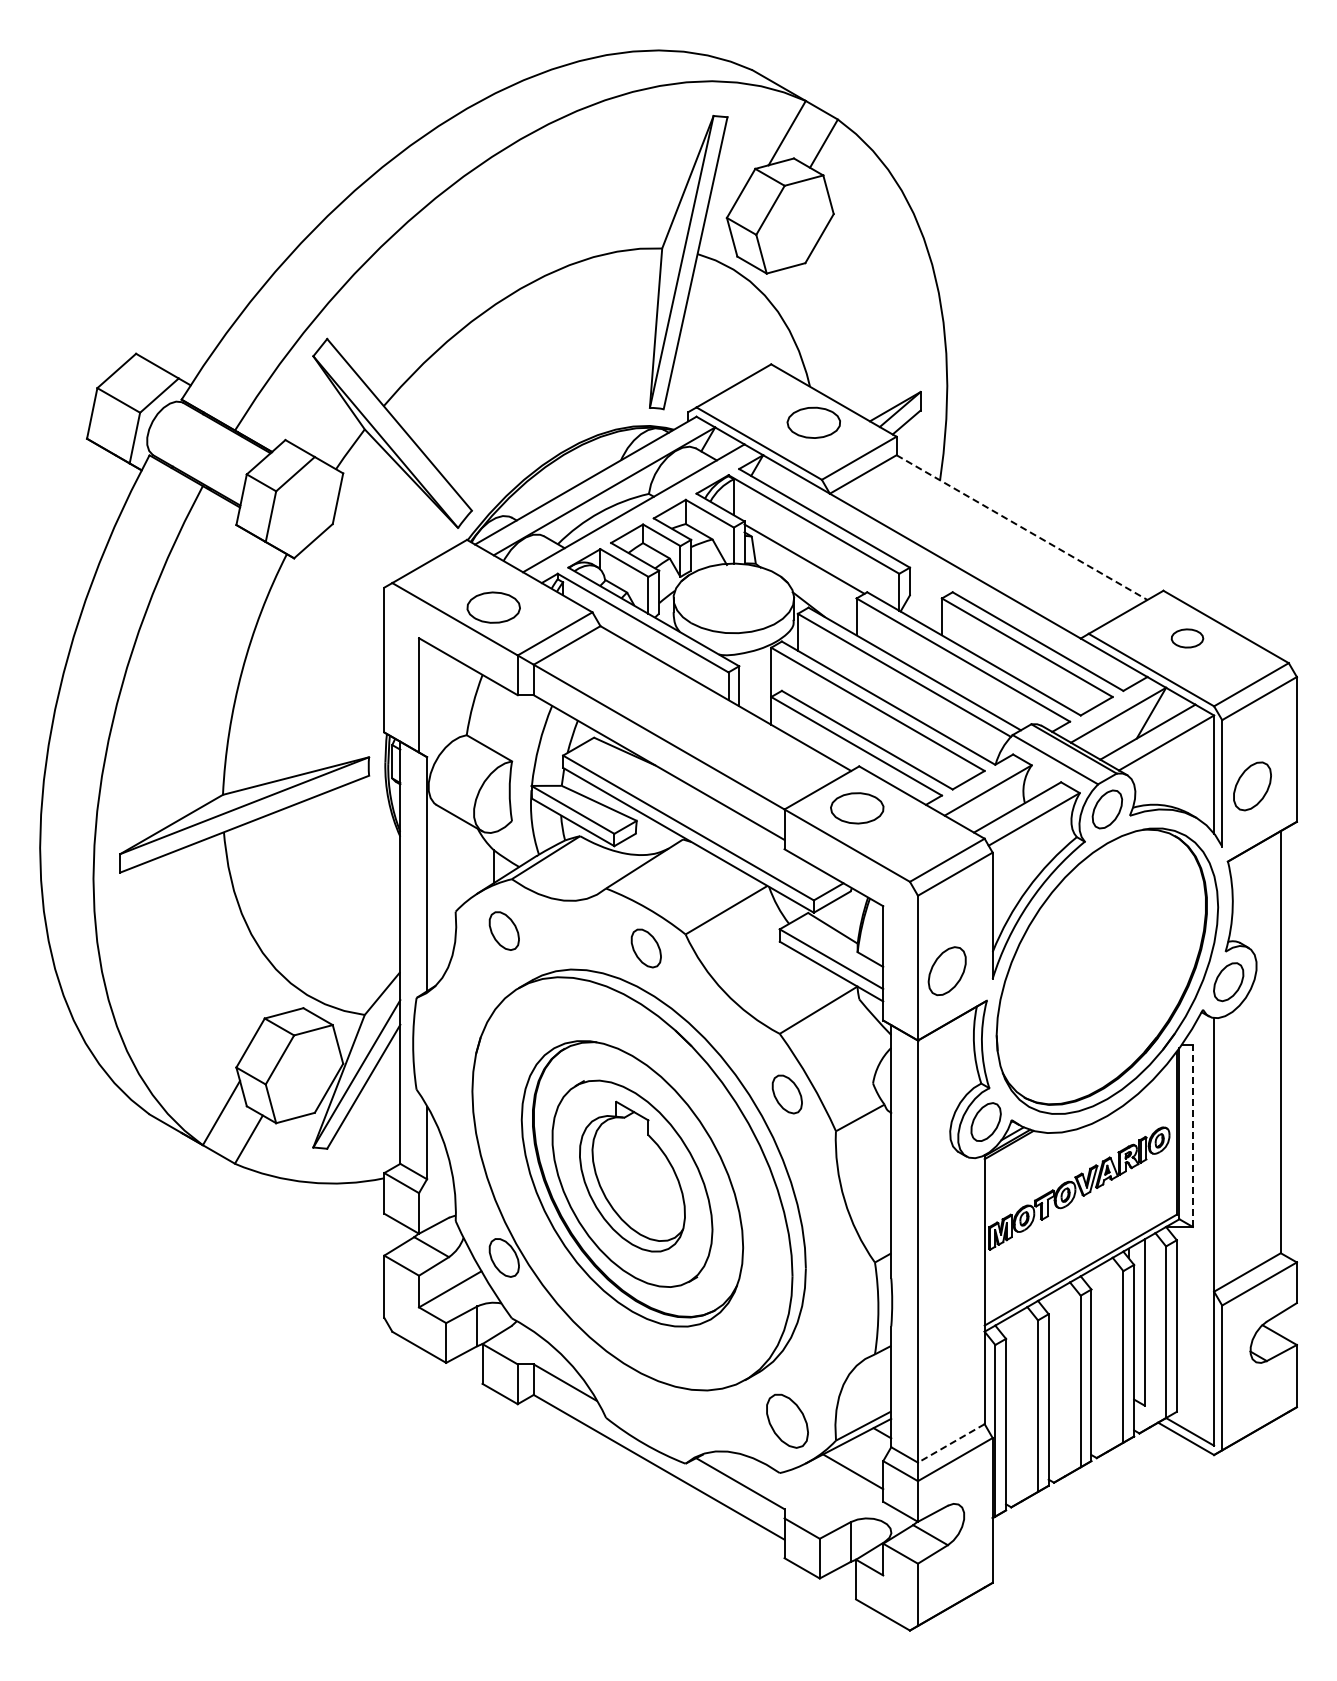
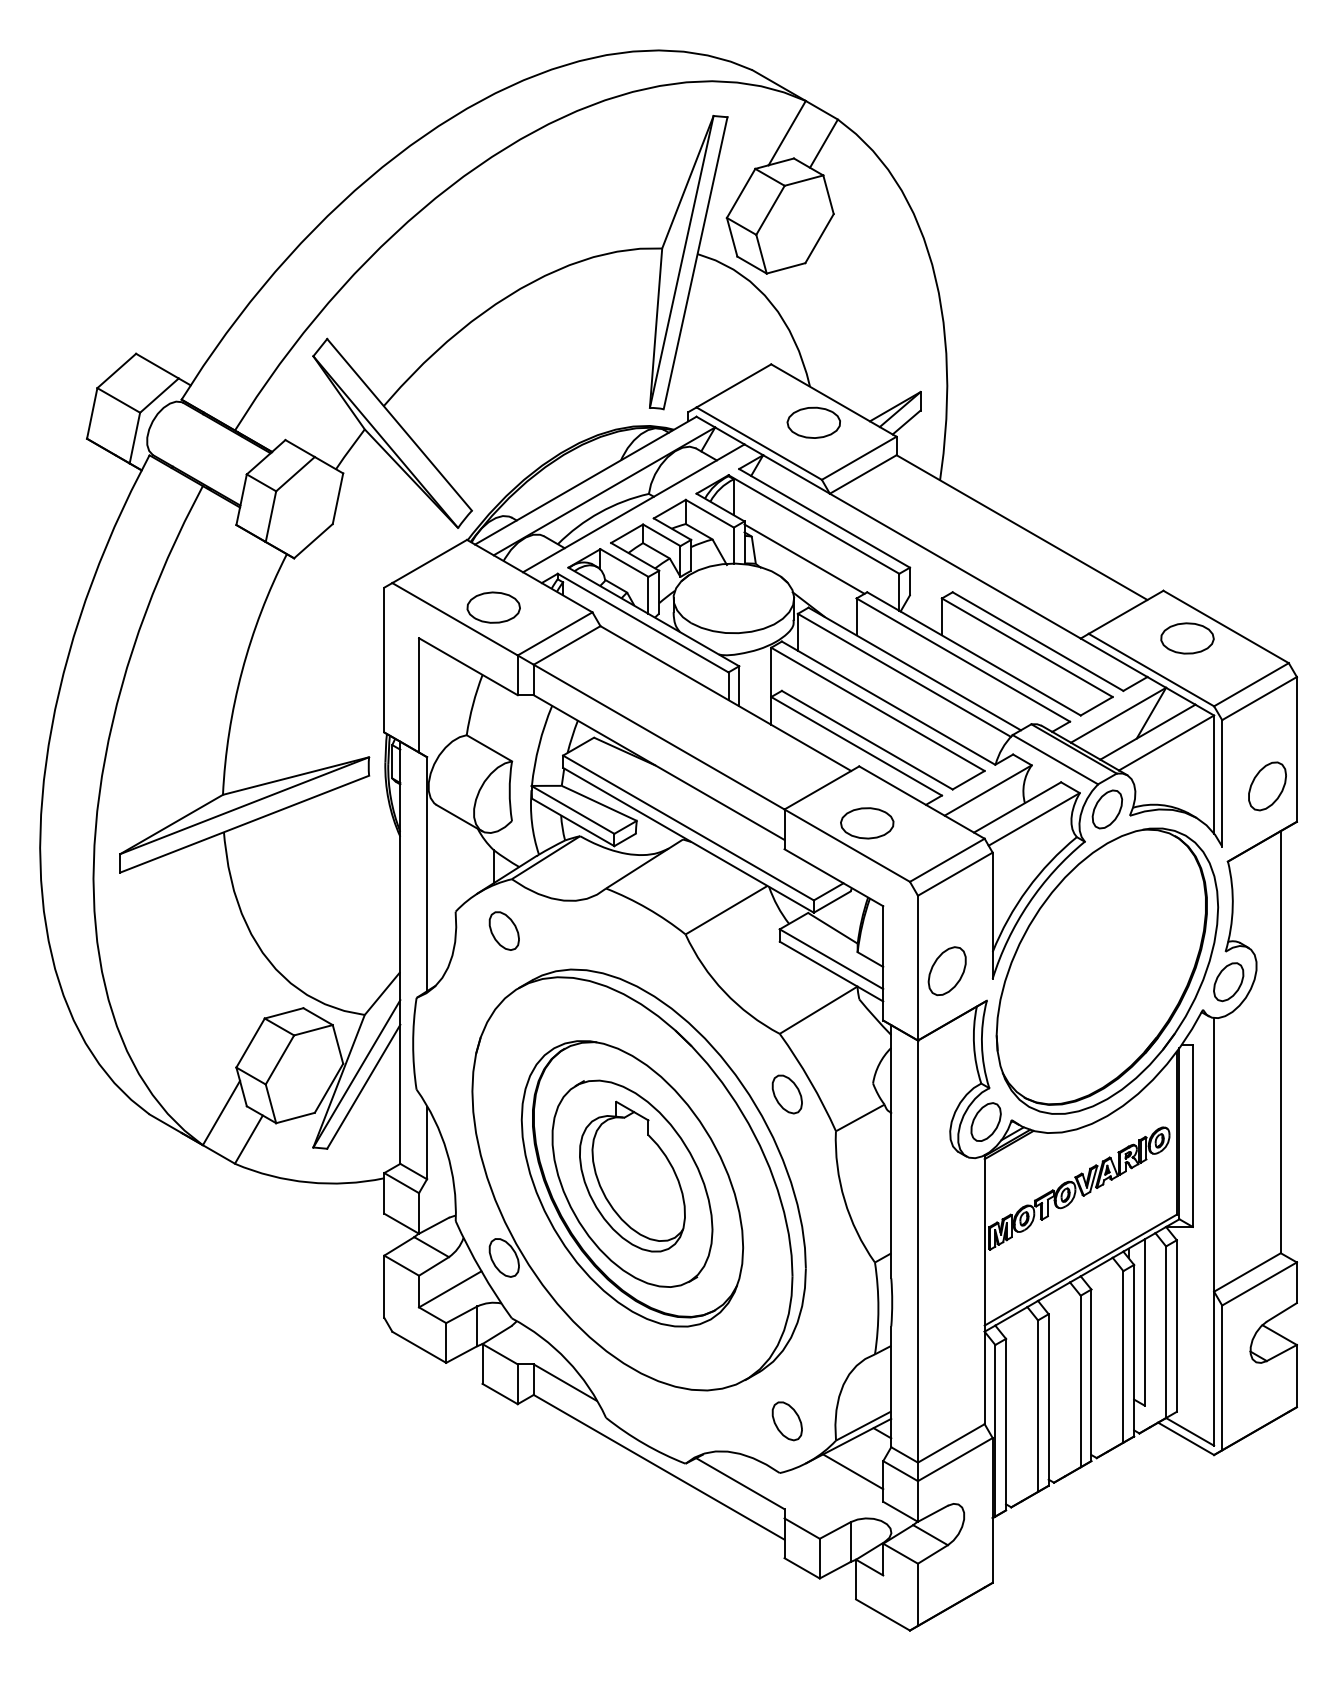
line: dashed -> solid (1022, 527)
part size: 35x21 px -> 55x33 px (1187, 638)
part position: (1252, 786) -> (1267, 786) (1267, 786)
part position: (857, 808) -> (867, 823) (867, 823)
part: present -> none (645, 948)
line: dashed -> solid (1192, 1136)
part size: 43x56 px -> 32x41 px (786, 1421)
line: dashed -> solid (951, 1443)
